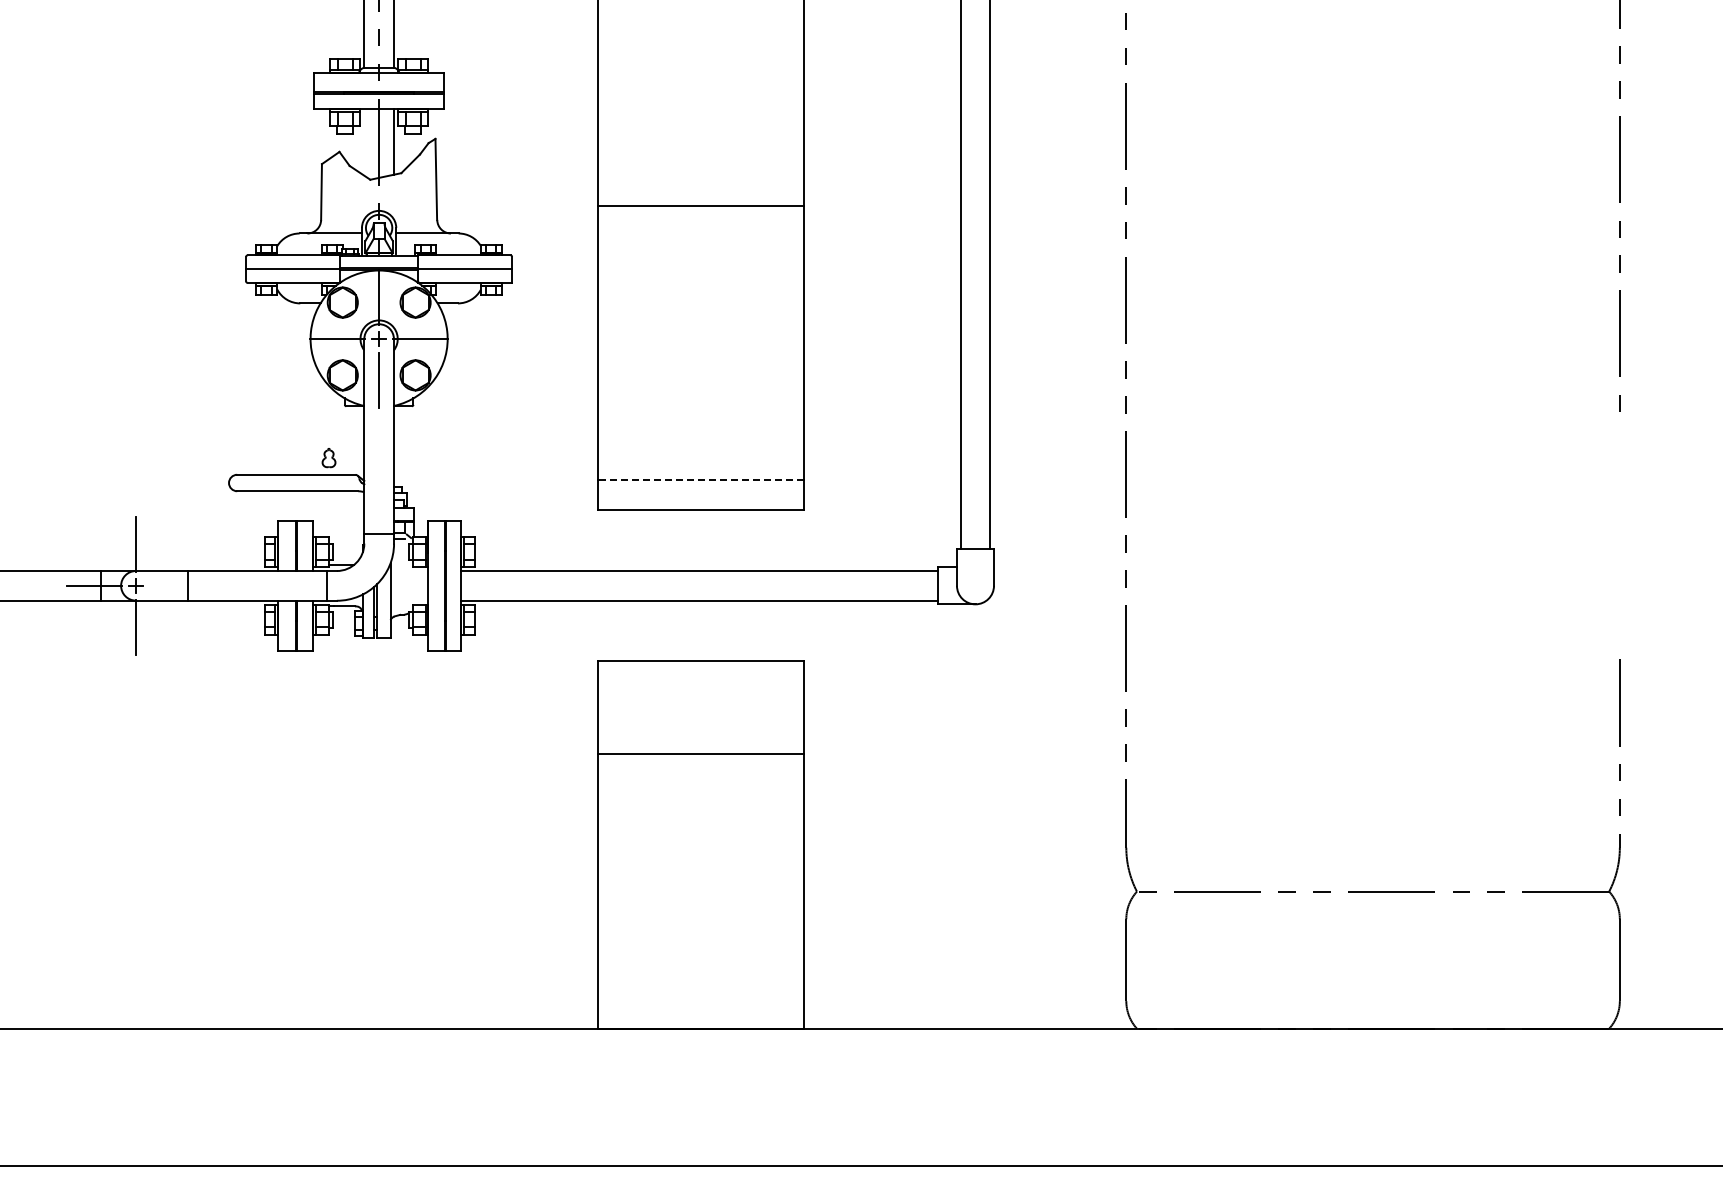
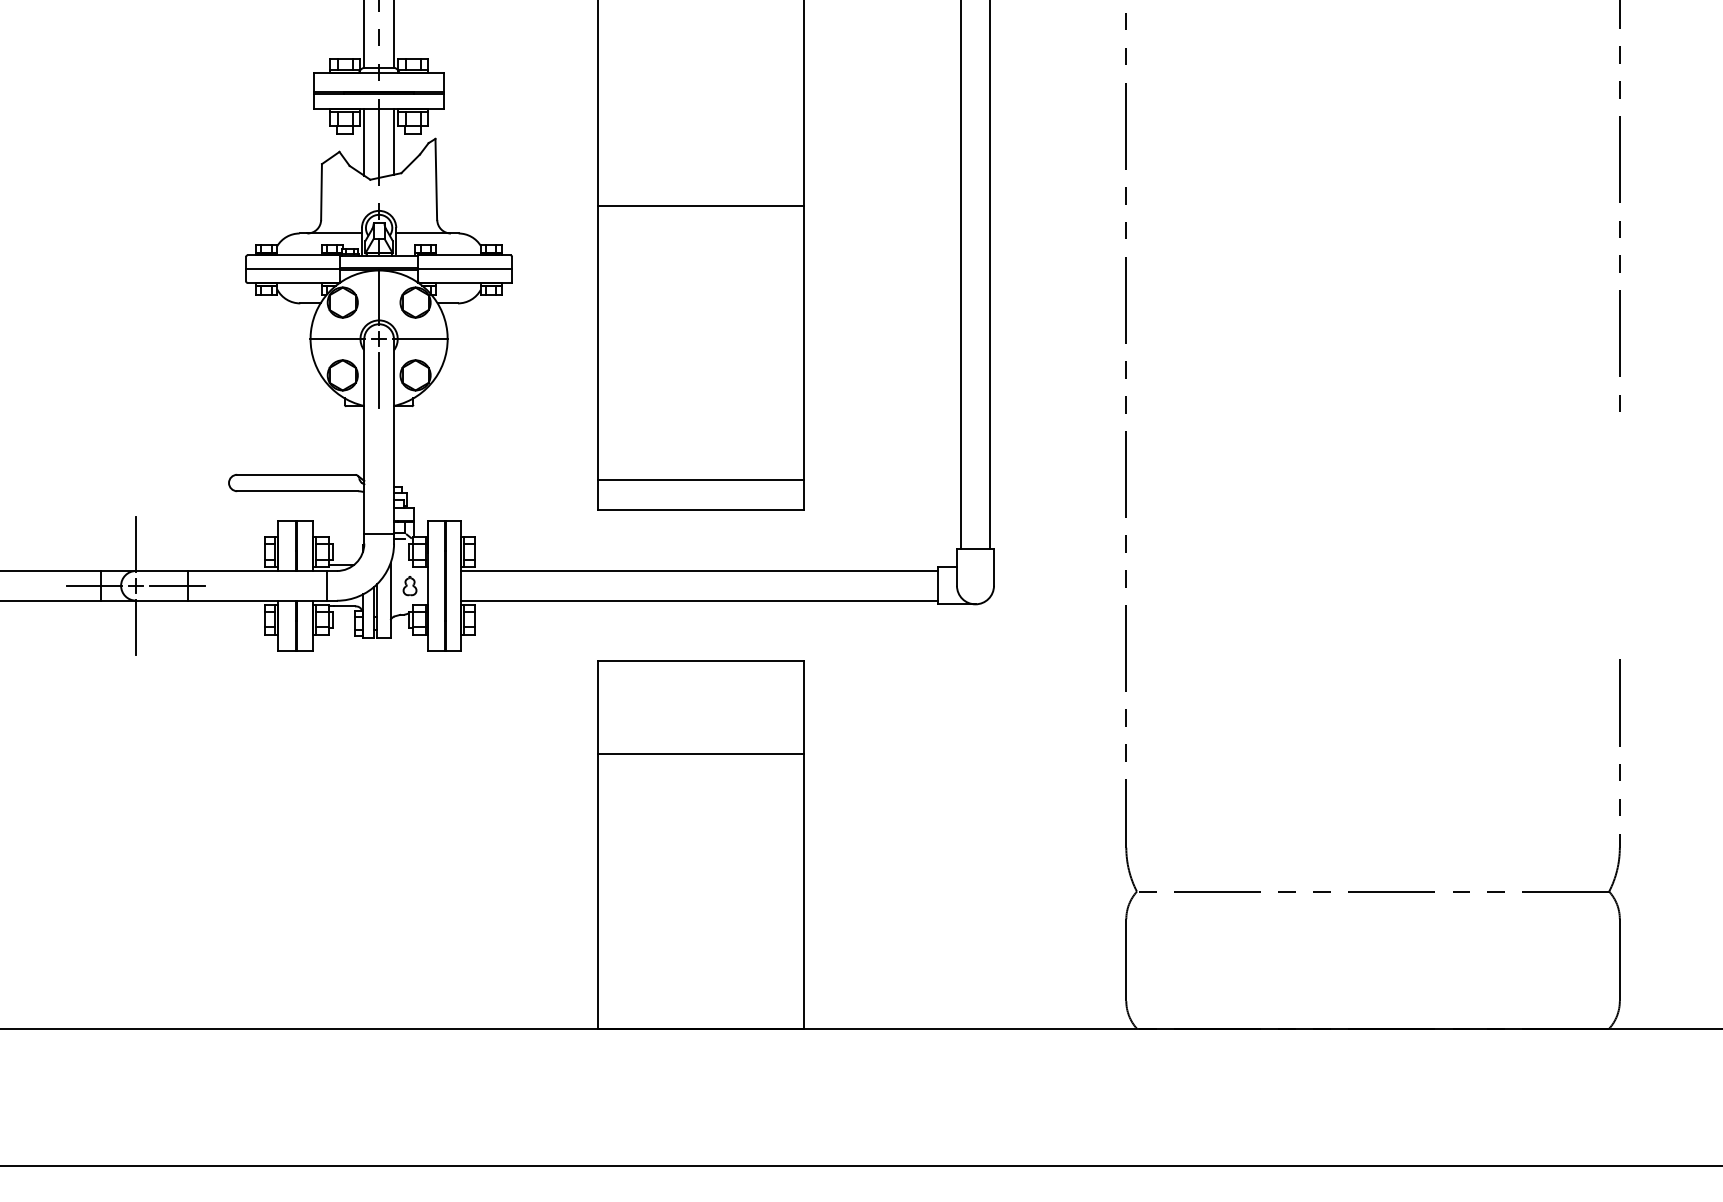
line: none -> present (364, 141)
part position: (328, 458) -> (409, 586) (409, 586)
line: dashed -> solid (701, 480)
line: none -> present (176, 585)
